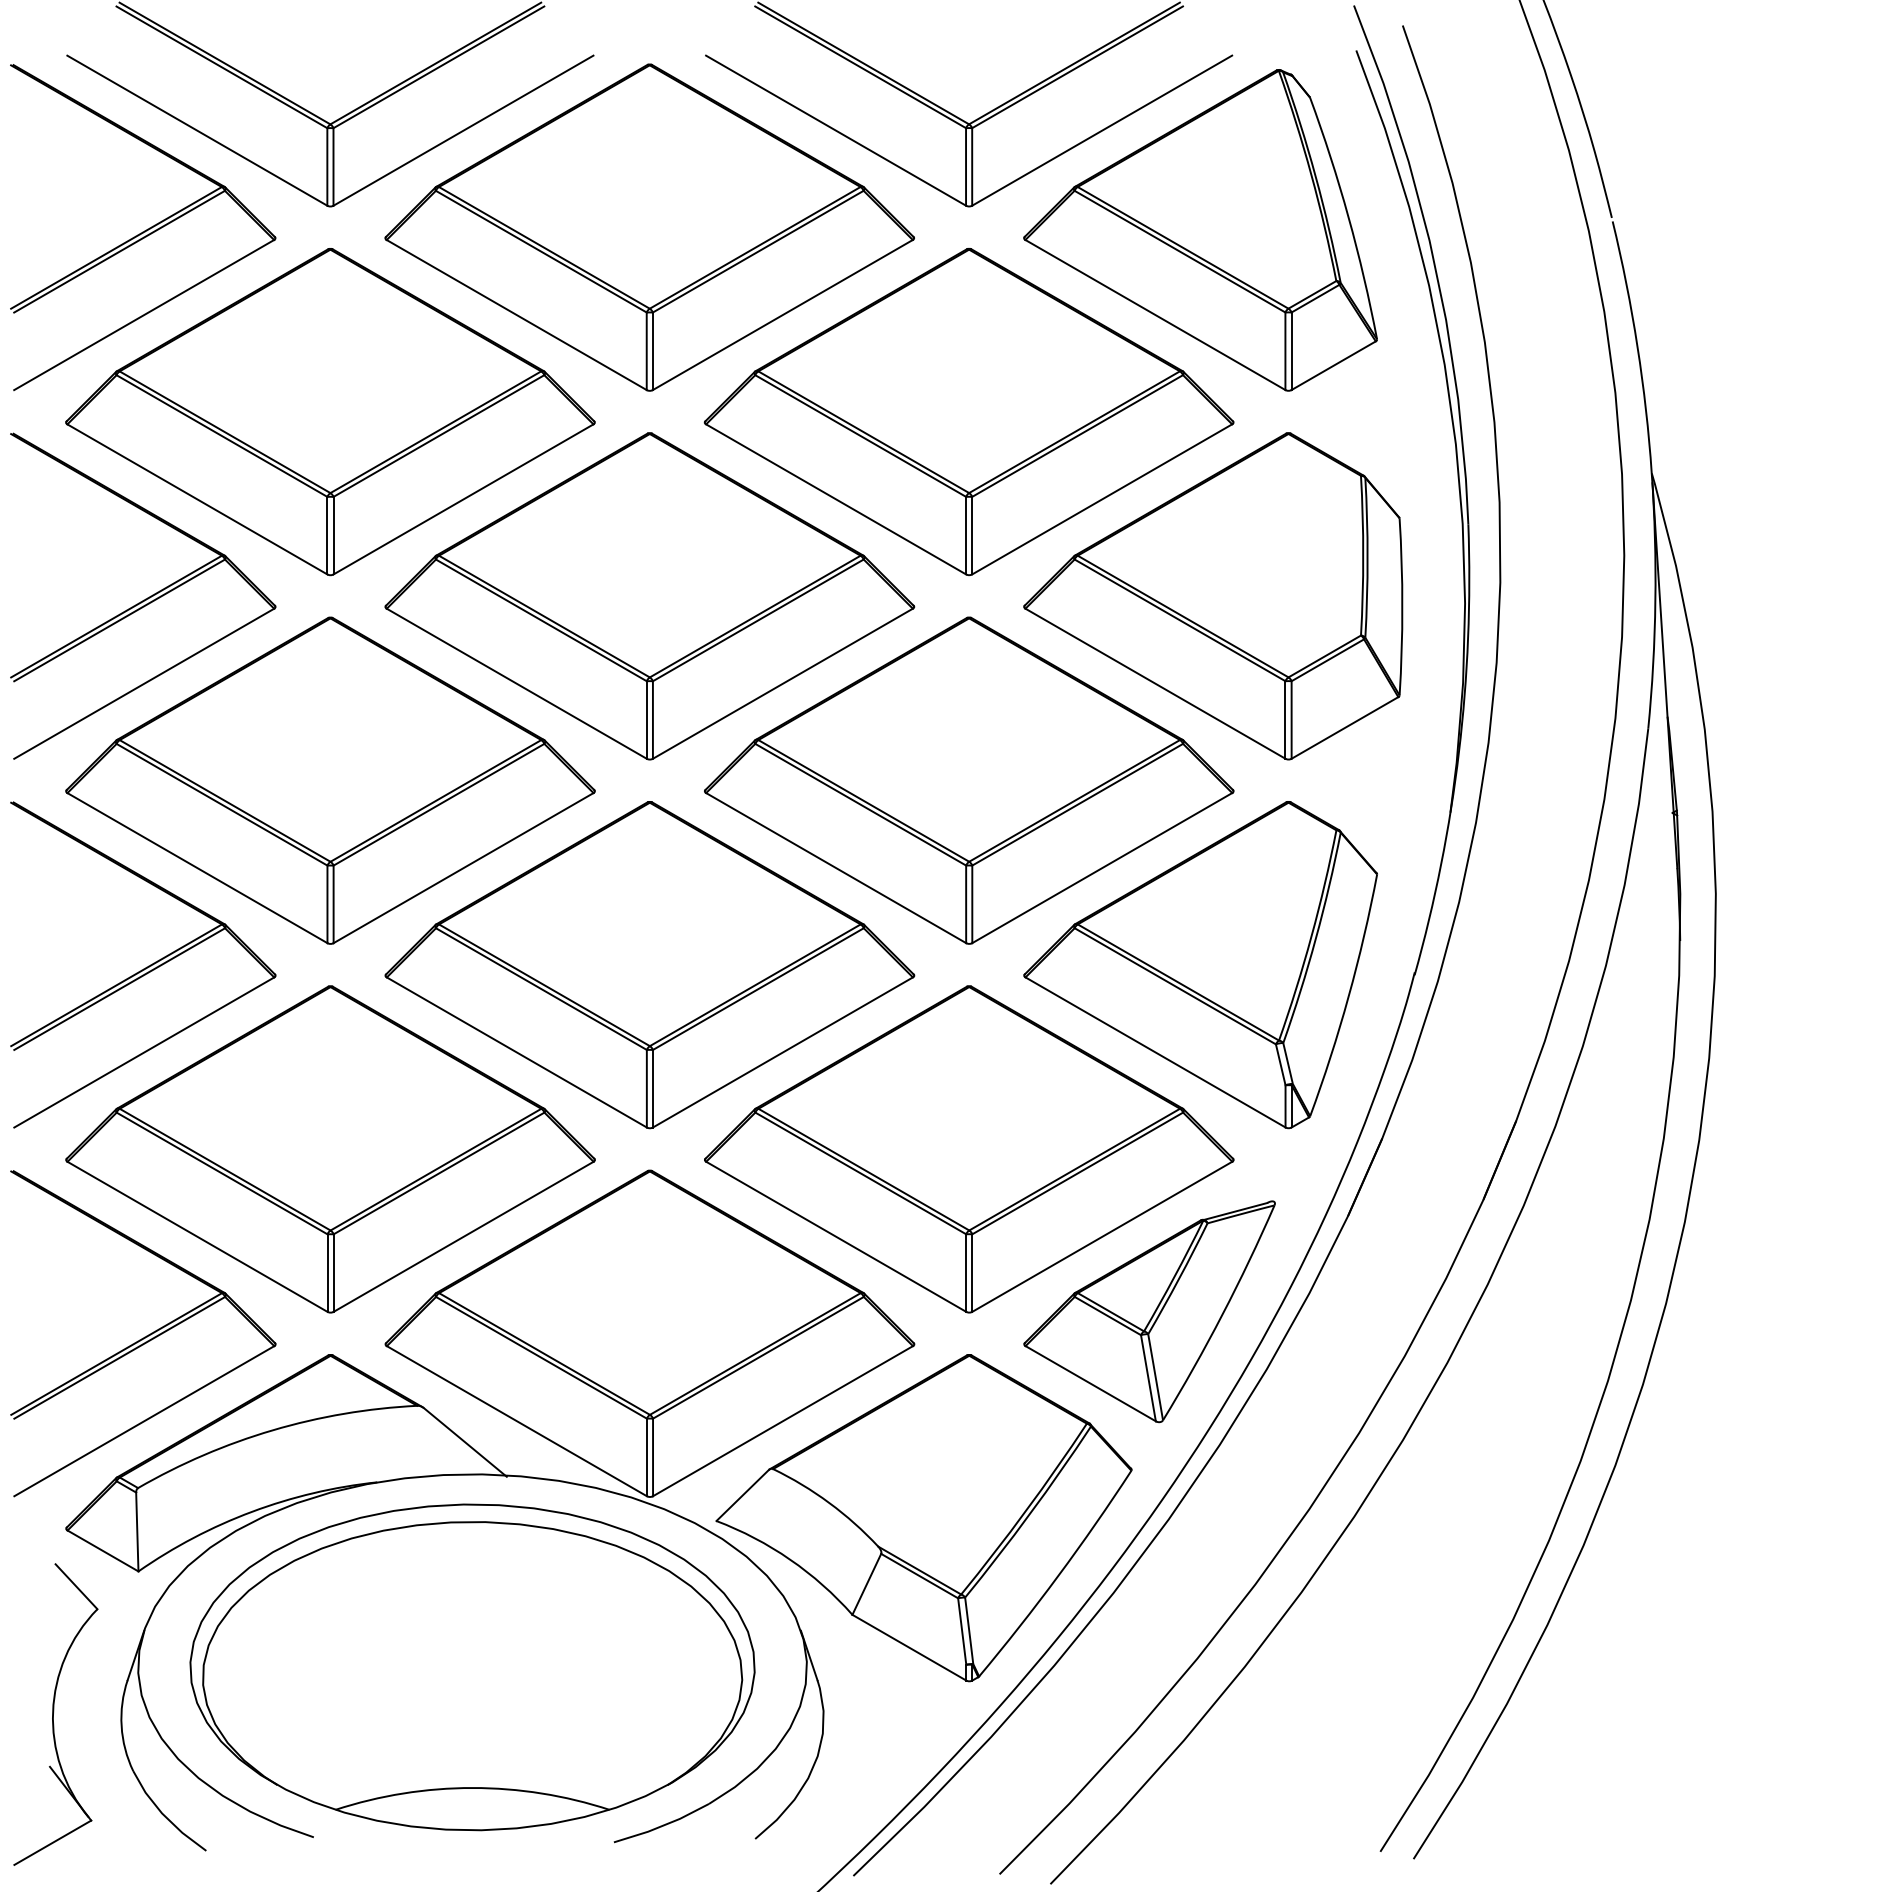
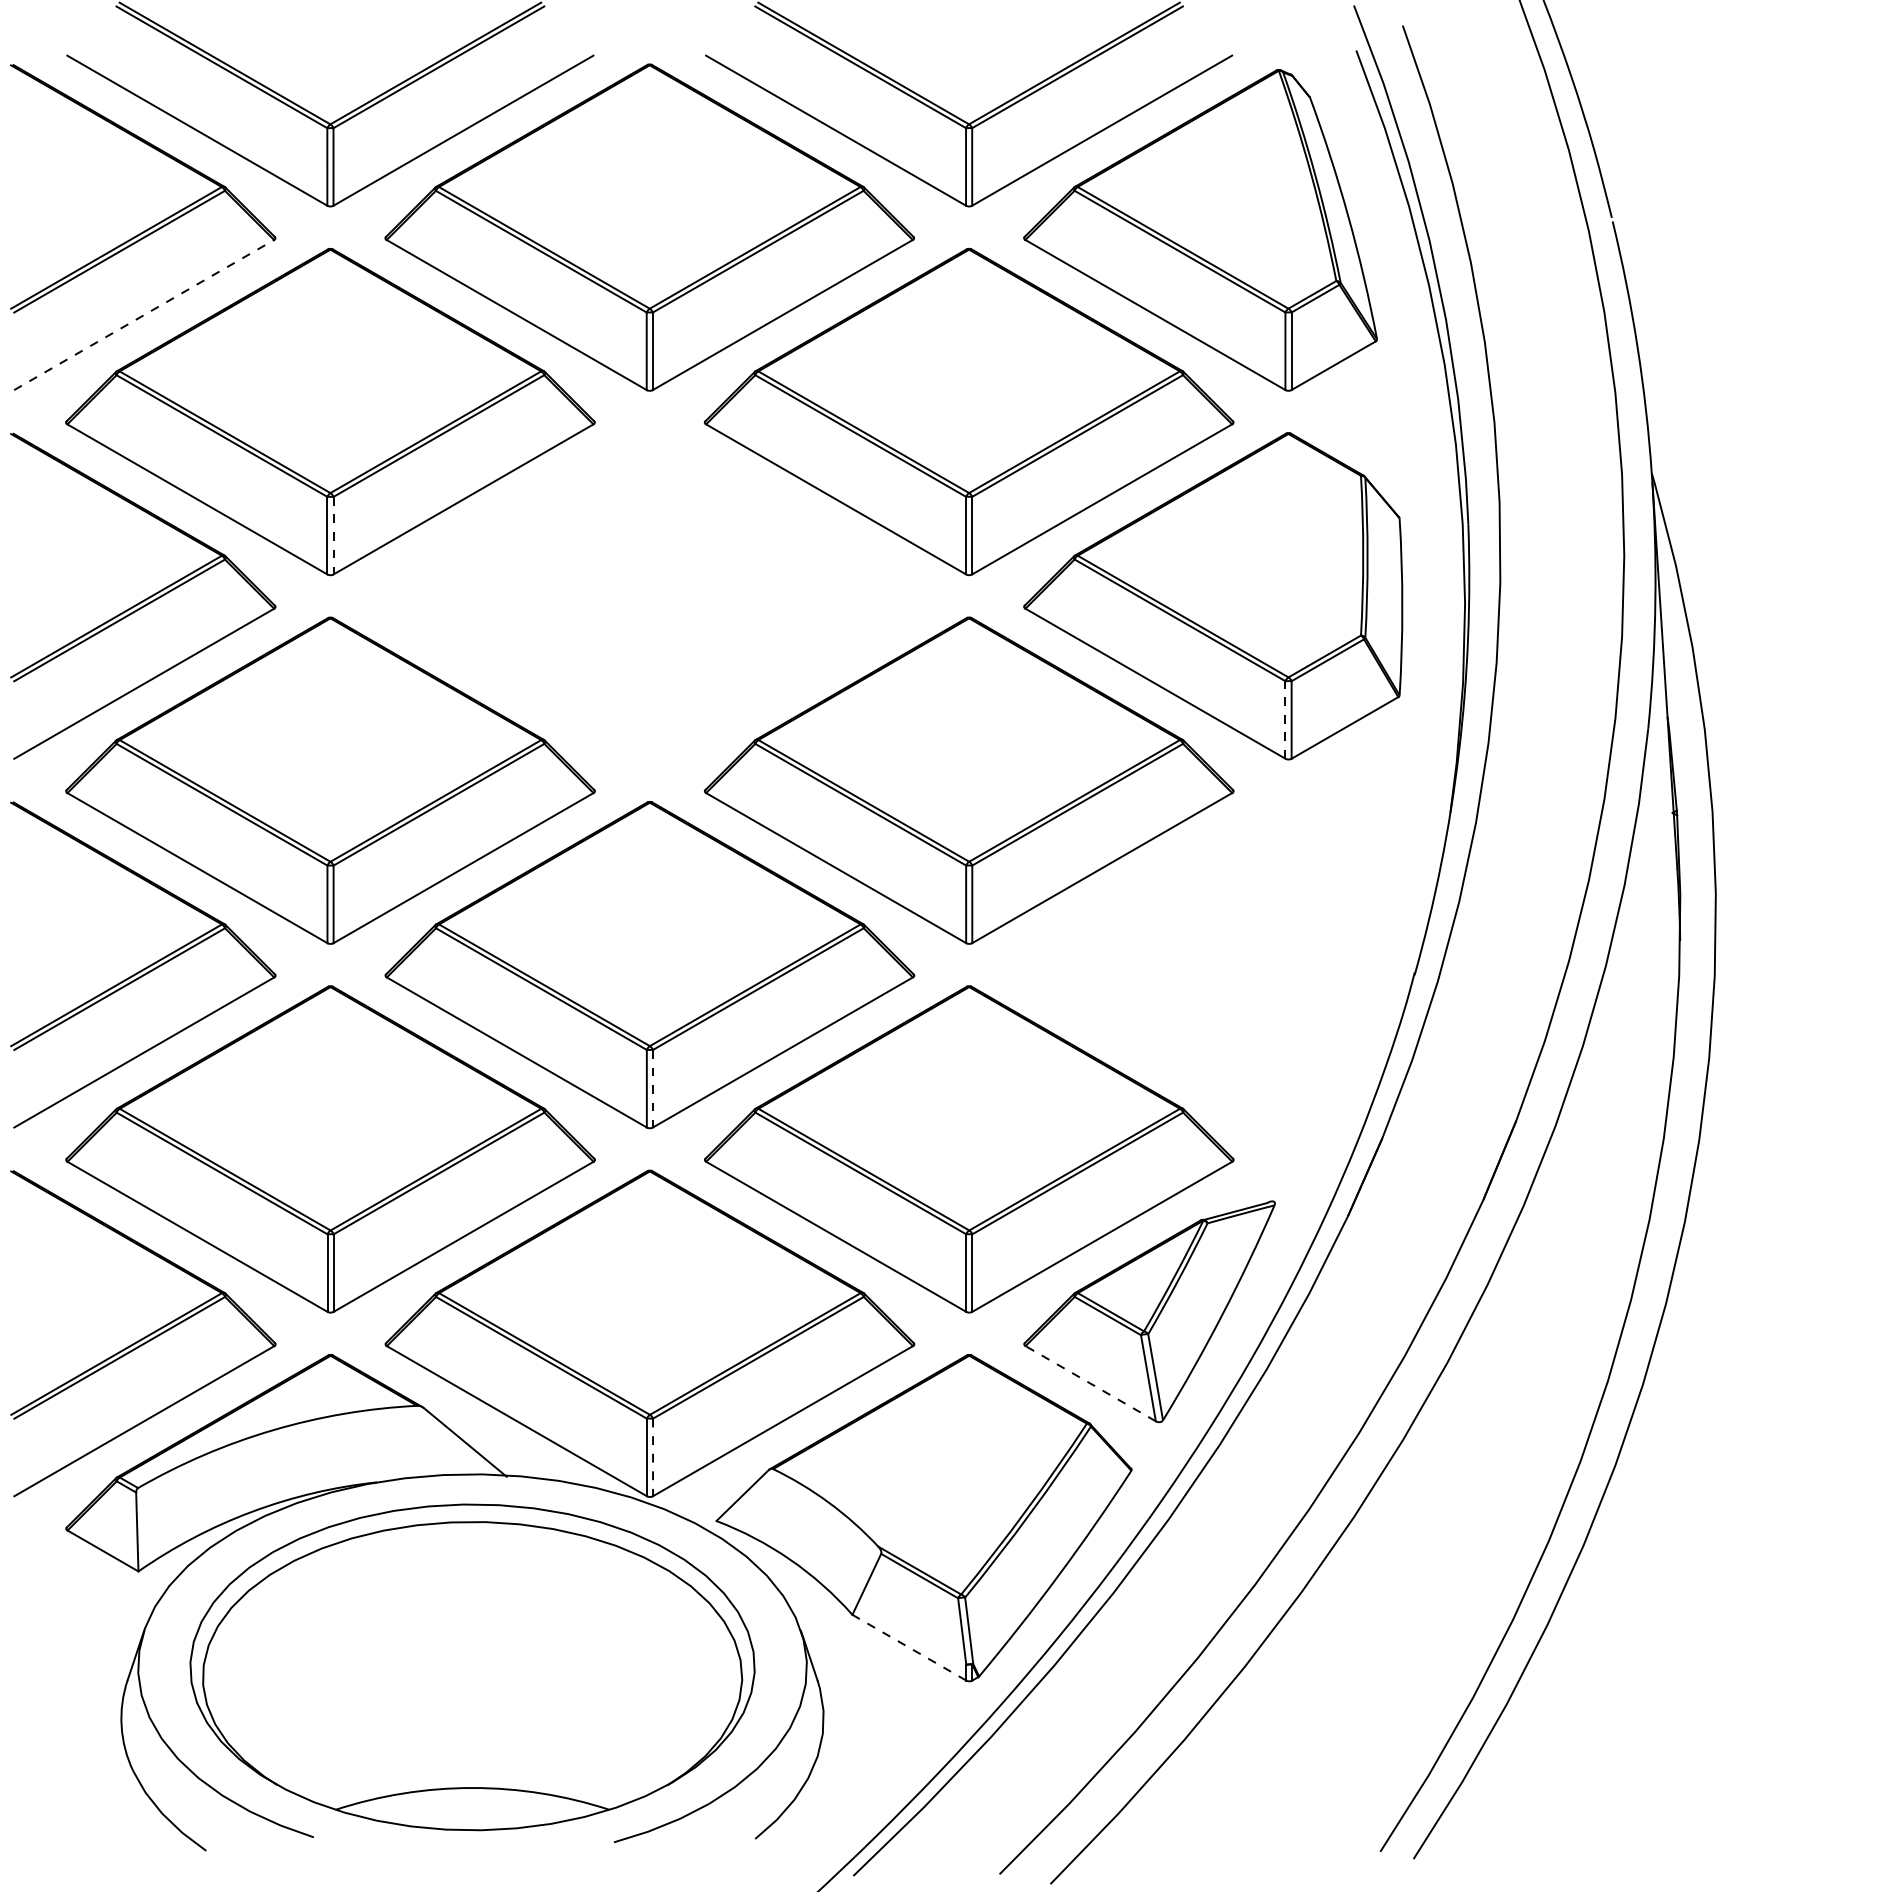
line: solid -> dashed (144, 314)
line: solid -> dashed (333, 535)
part: present -> none (649, 596)
line: solid -> dashed (1285, 719)
part: present -> none (1200, 965)
line: solid -> dashed (652, 1088)
line: solid -> dashed (1090, 1383)
line: solid -> dashed (653, 1457)
line: solid -> dashed (909, 1647)
part: present -> none (55, 1714)
